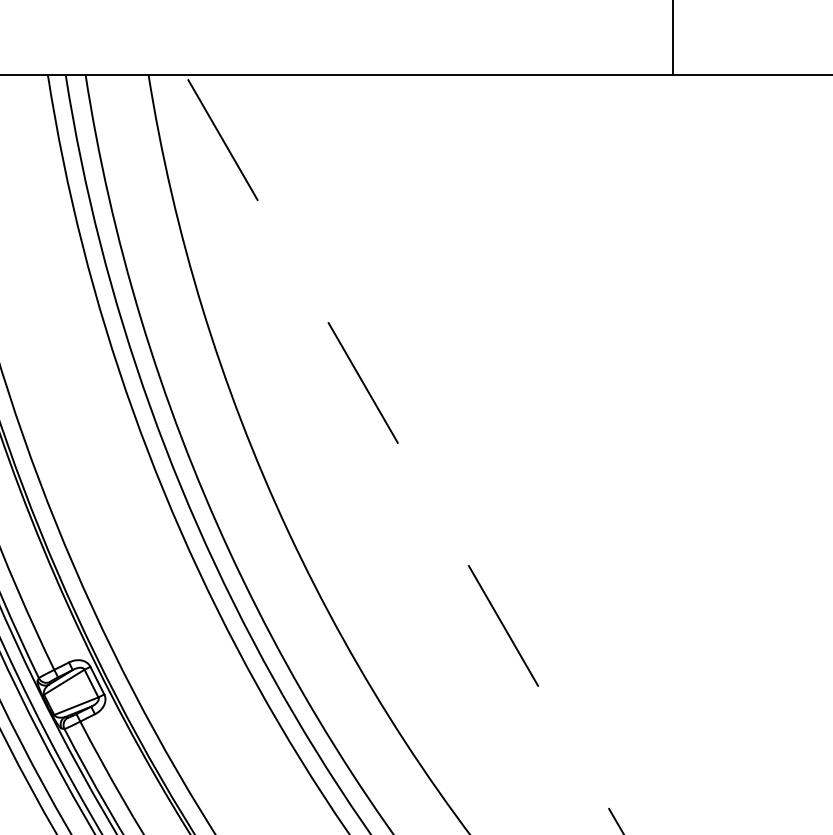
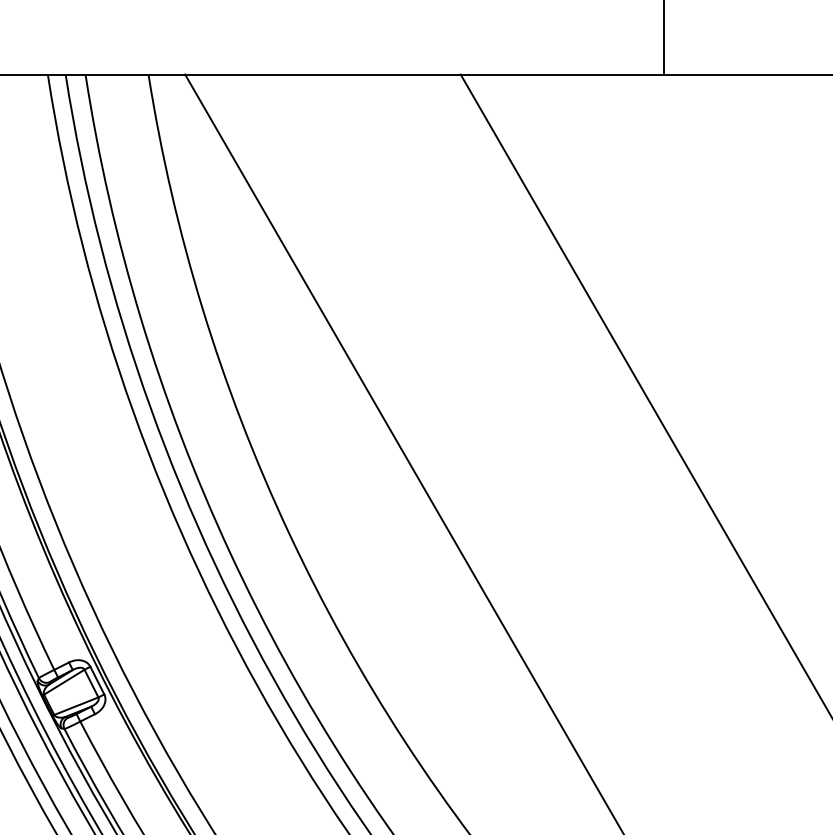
line position: (673, 38) -> (664, 38) (664, 38)
line: none -> present (644, 394)
line: dashed -> solid (404, 454)
